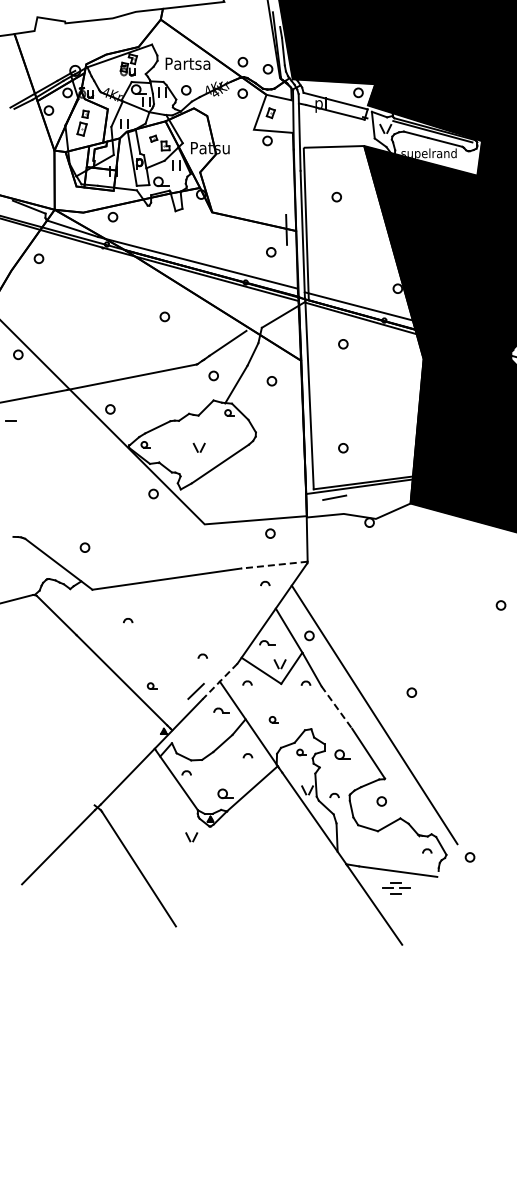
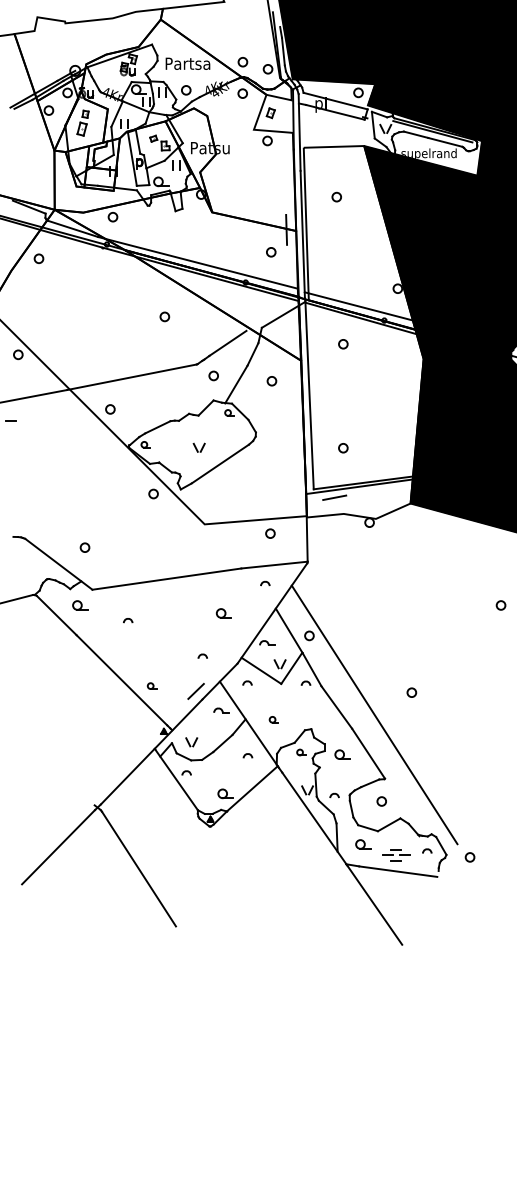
line: dashed -> solid (274, 565)
part: none -> present (80, 605)
part: none -> present (223, 613)
line: dashed -> solid (219, 681)
line: dashed -> solid (337, 707)
part position: (191, 837) -> (191, 742) (191, 742)
part: none -> present (363, 844)
part position: (396, 888) -> (396, 855) (396, 855)
